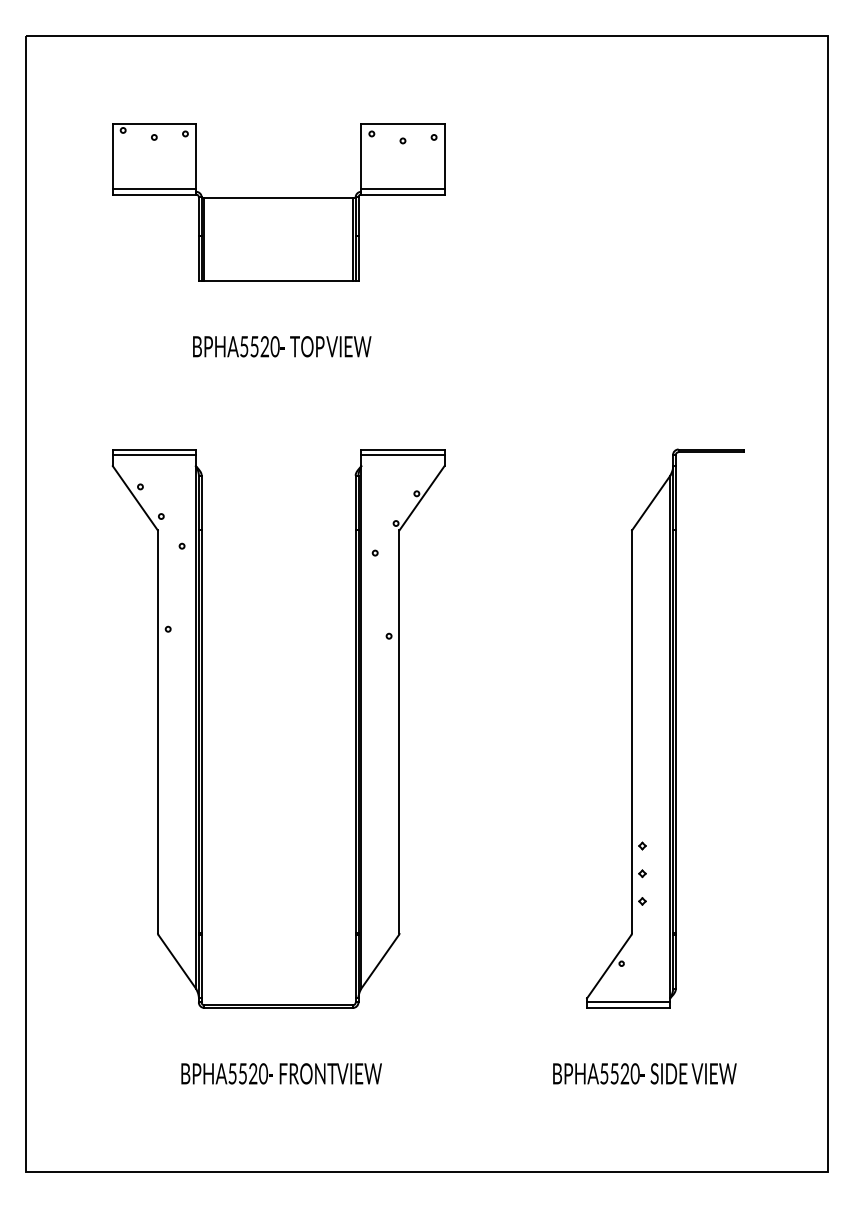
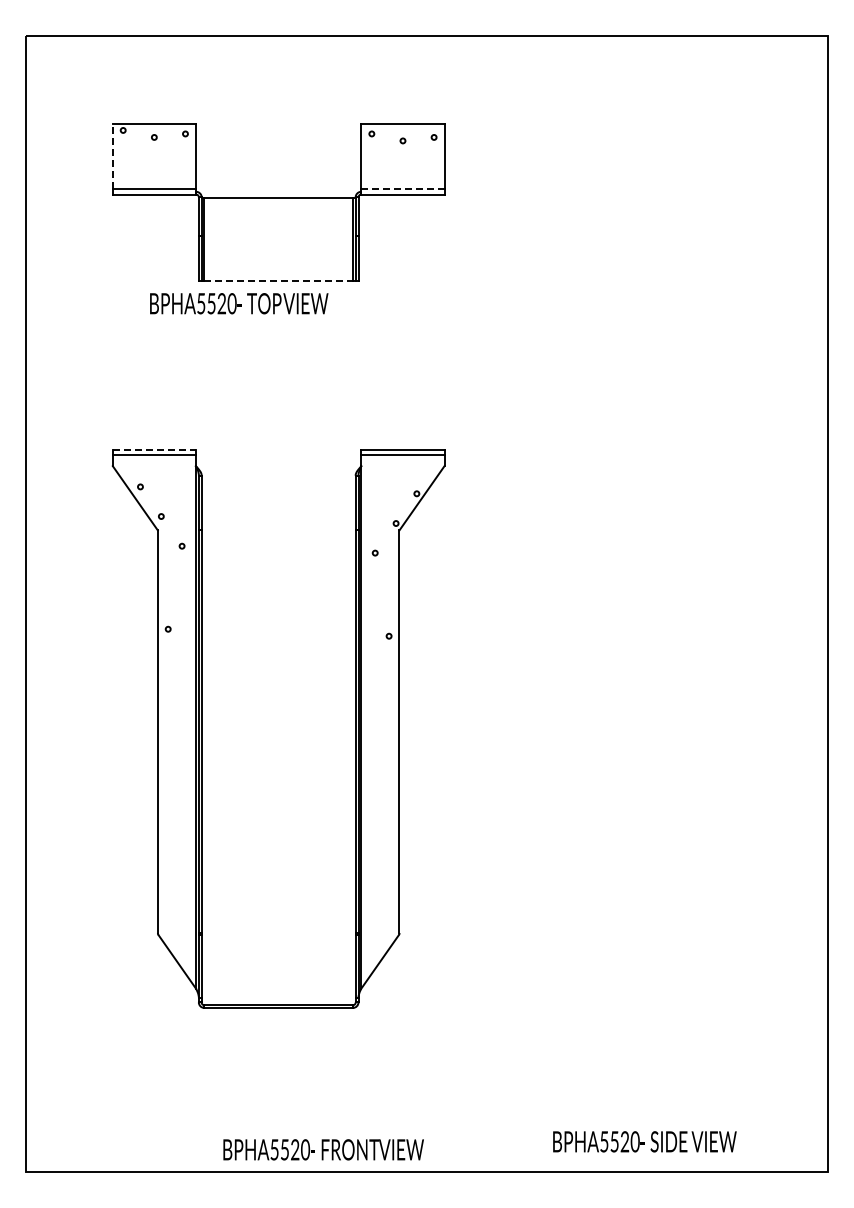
line: solid -> dashed (112, 156)
line: solid -> dashed (402, 189)
line: solid -> dashed (279, 280)
text position: (282, 346) -> (239, 303) (239, 303)
line: solid -> dashed (154, 449)
part: present -> none (665, 728)
text position: (281, 1073) -> (323, 1149) (323, 1149)
text position: (644, 1073) -> (644, 1141) (644, 1141)
